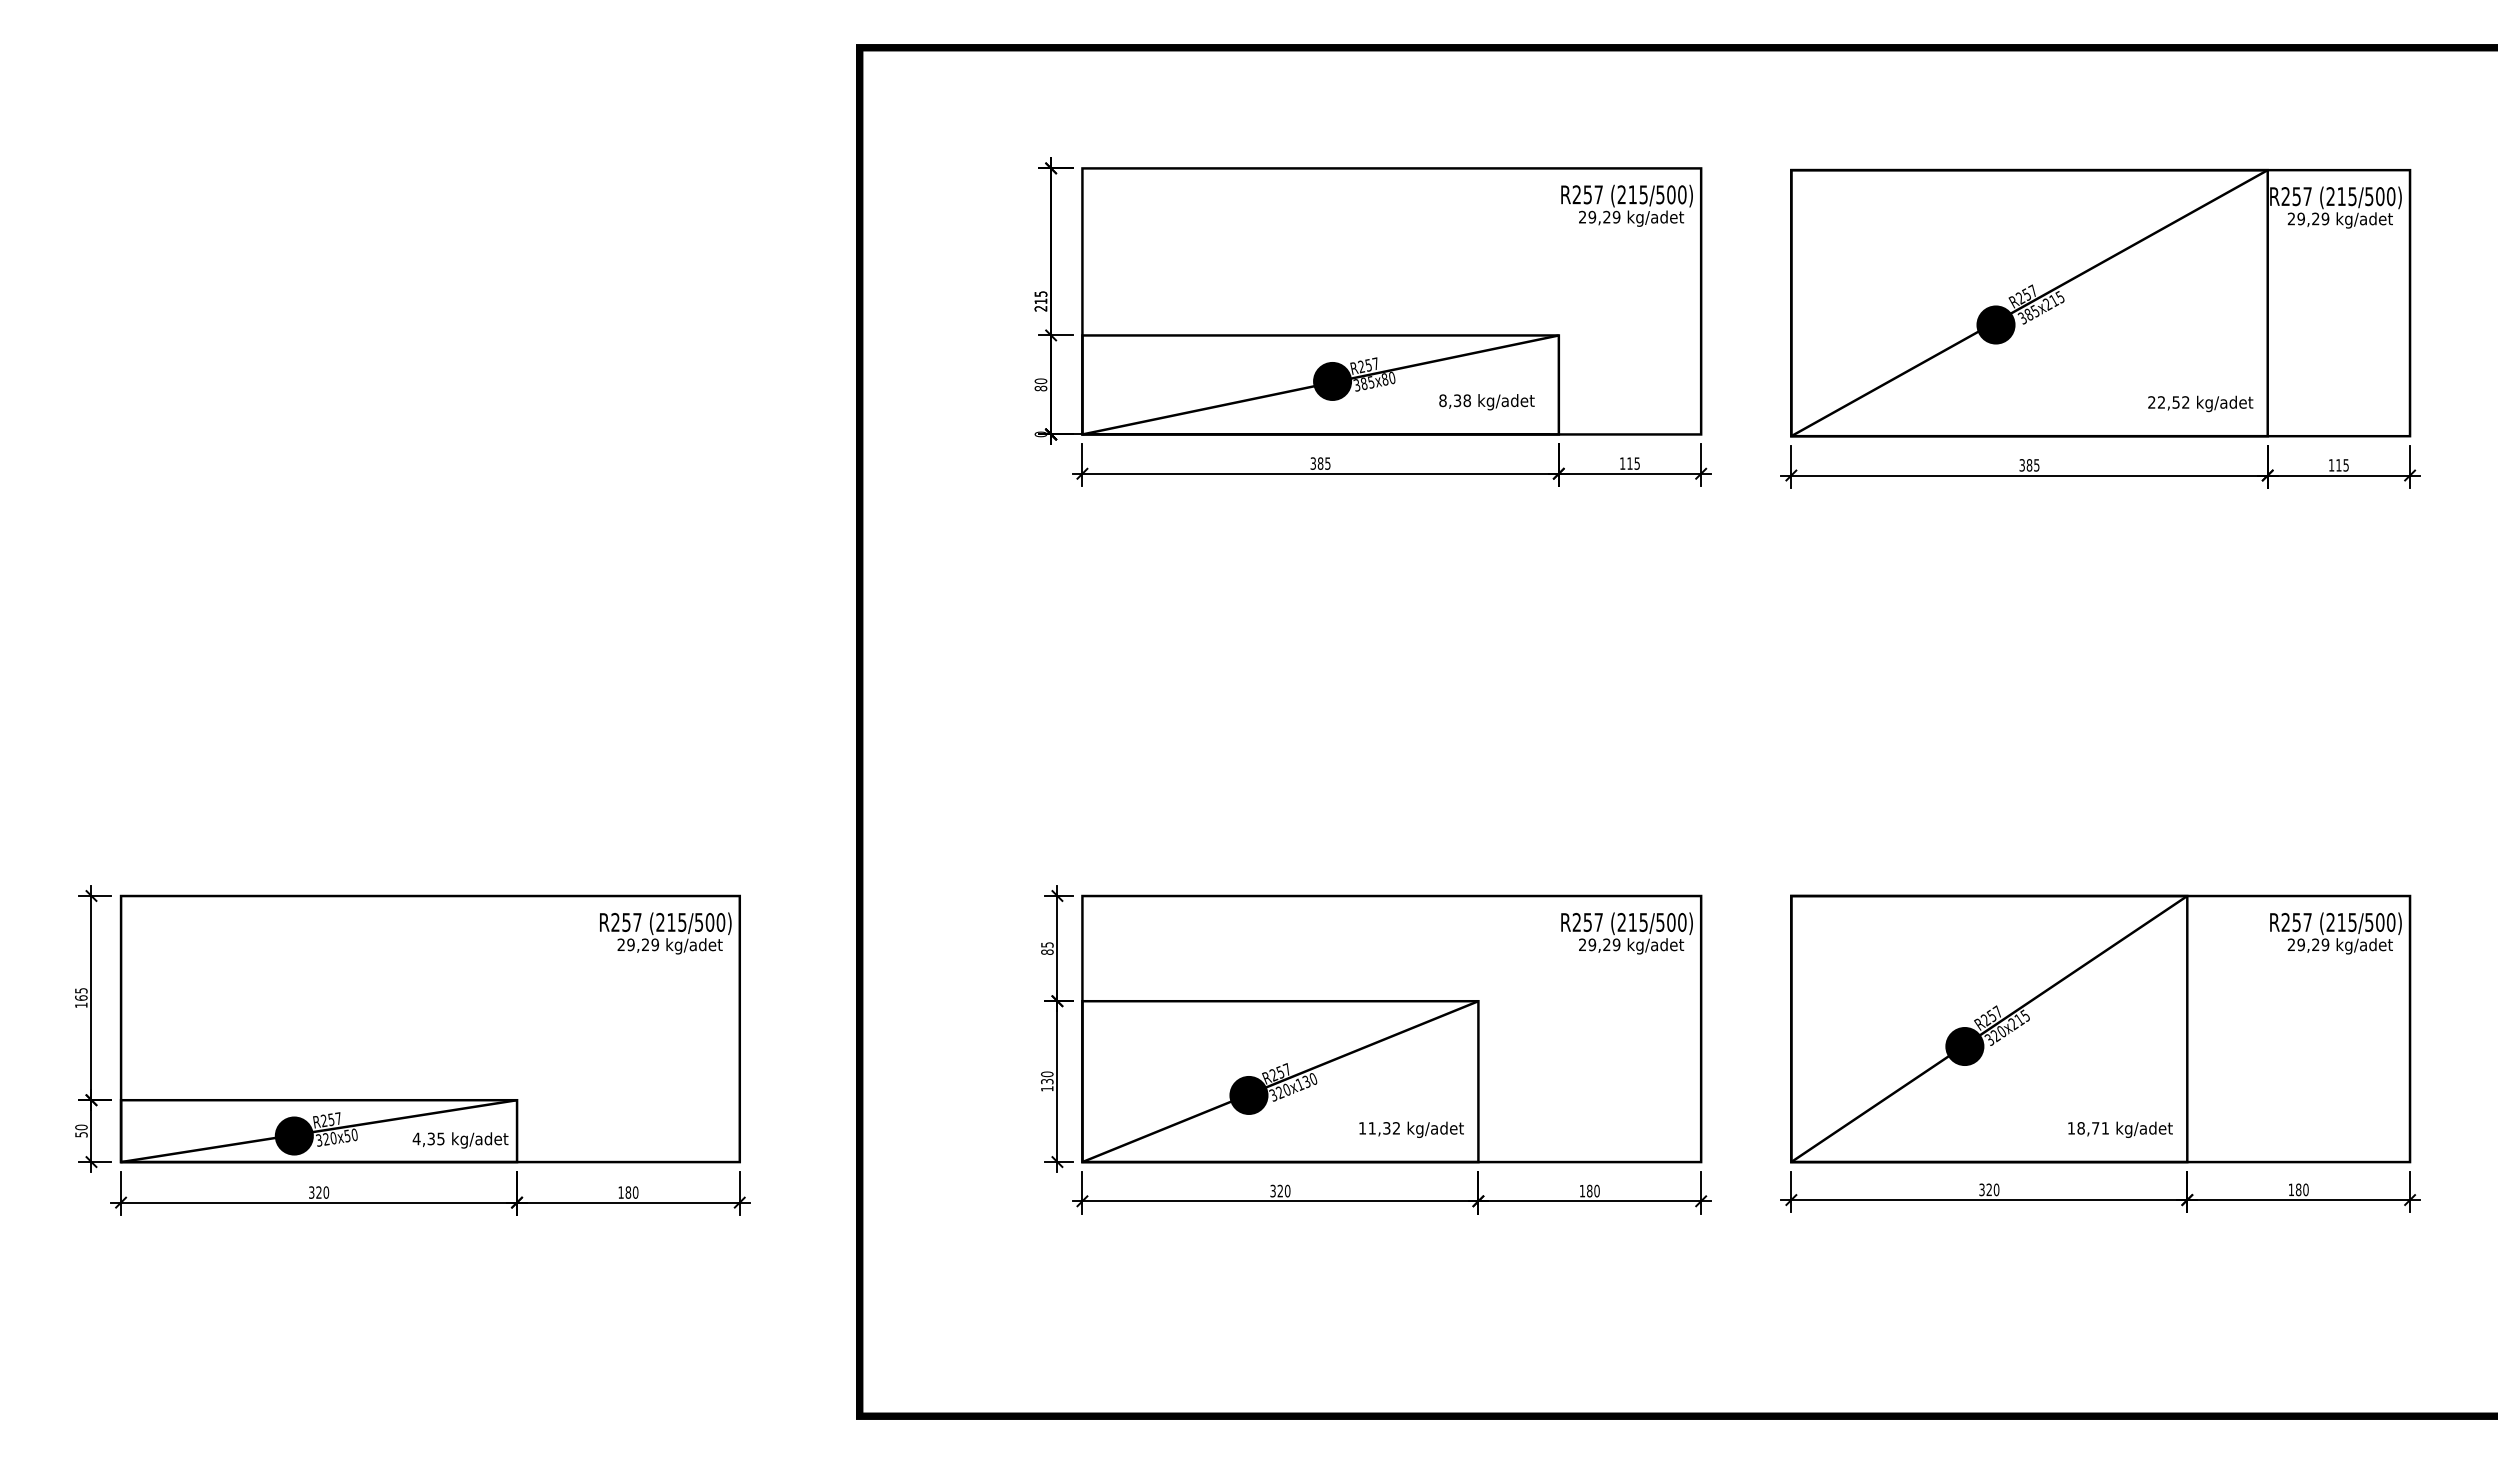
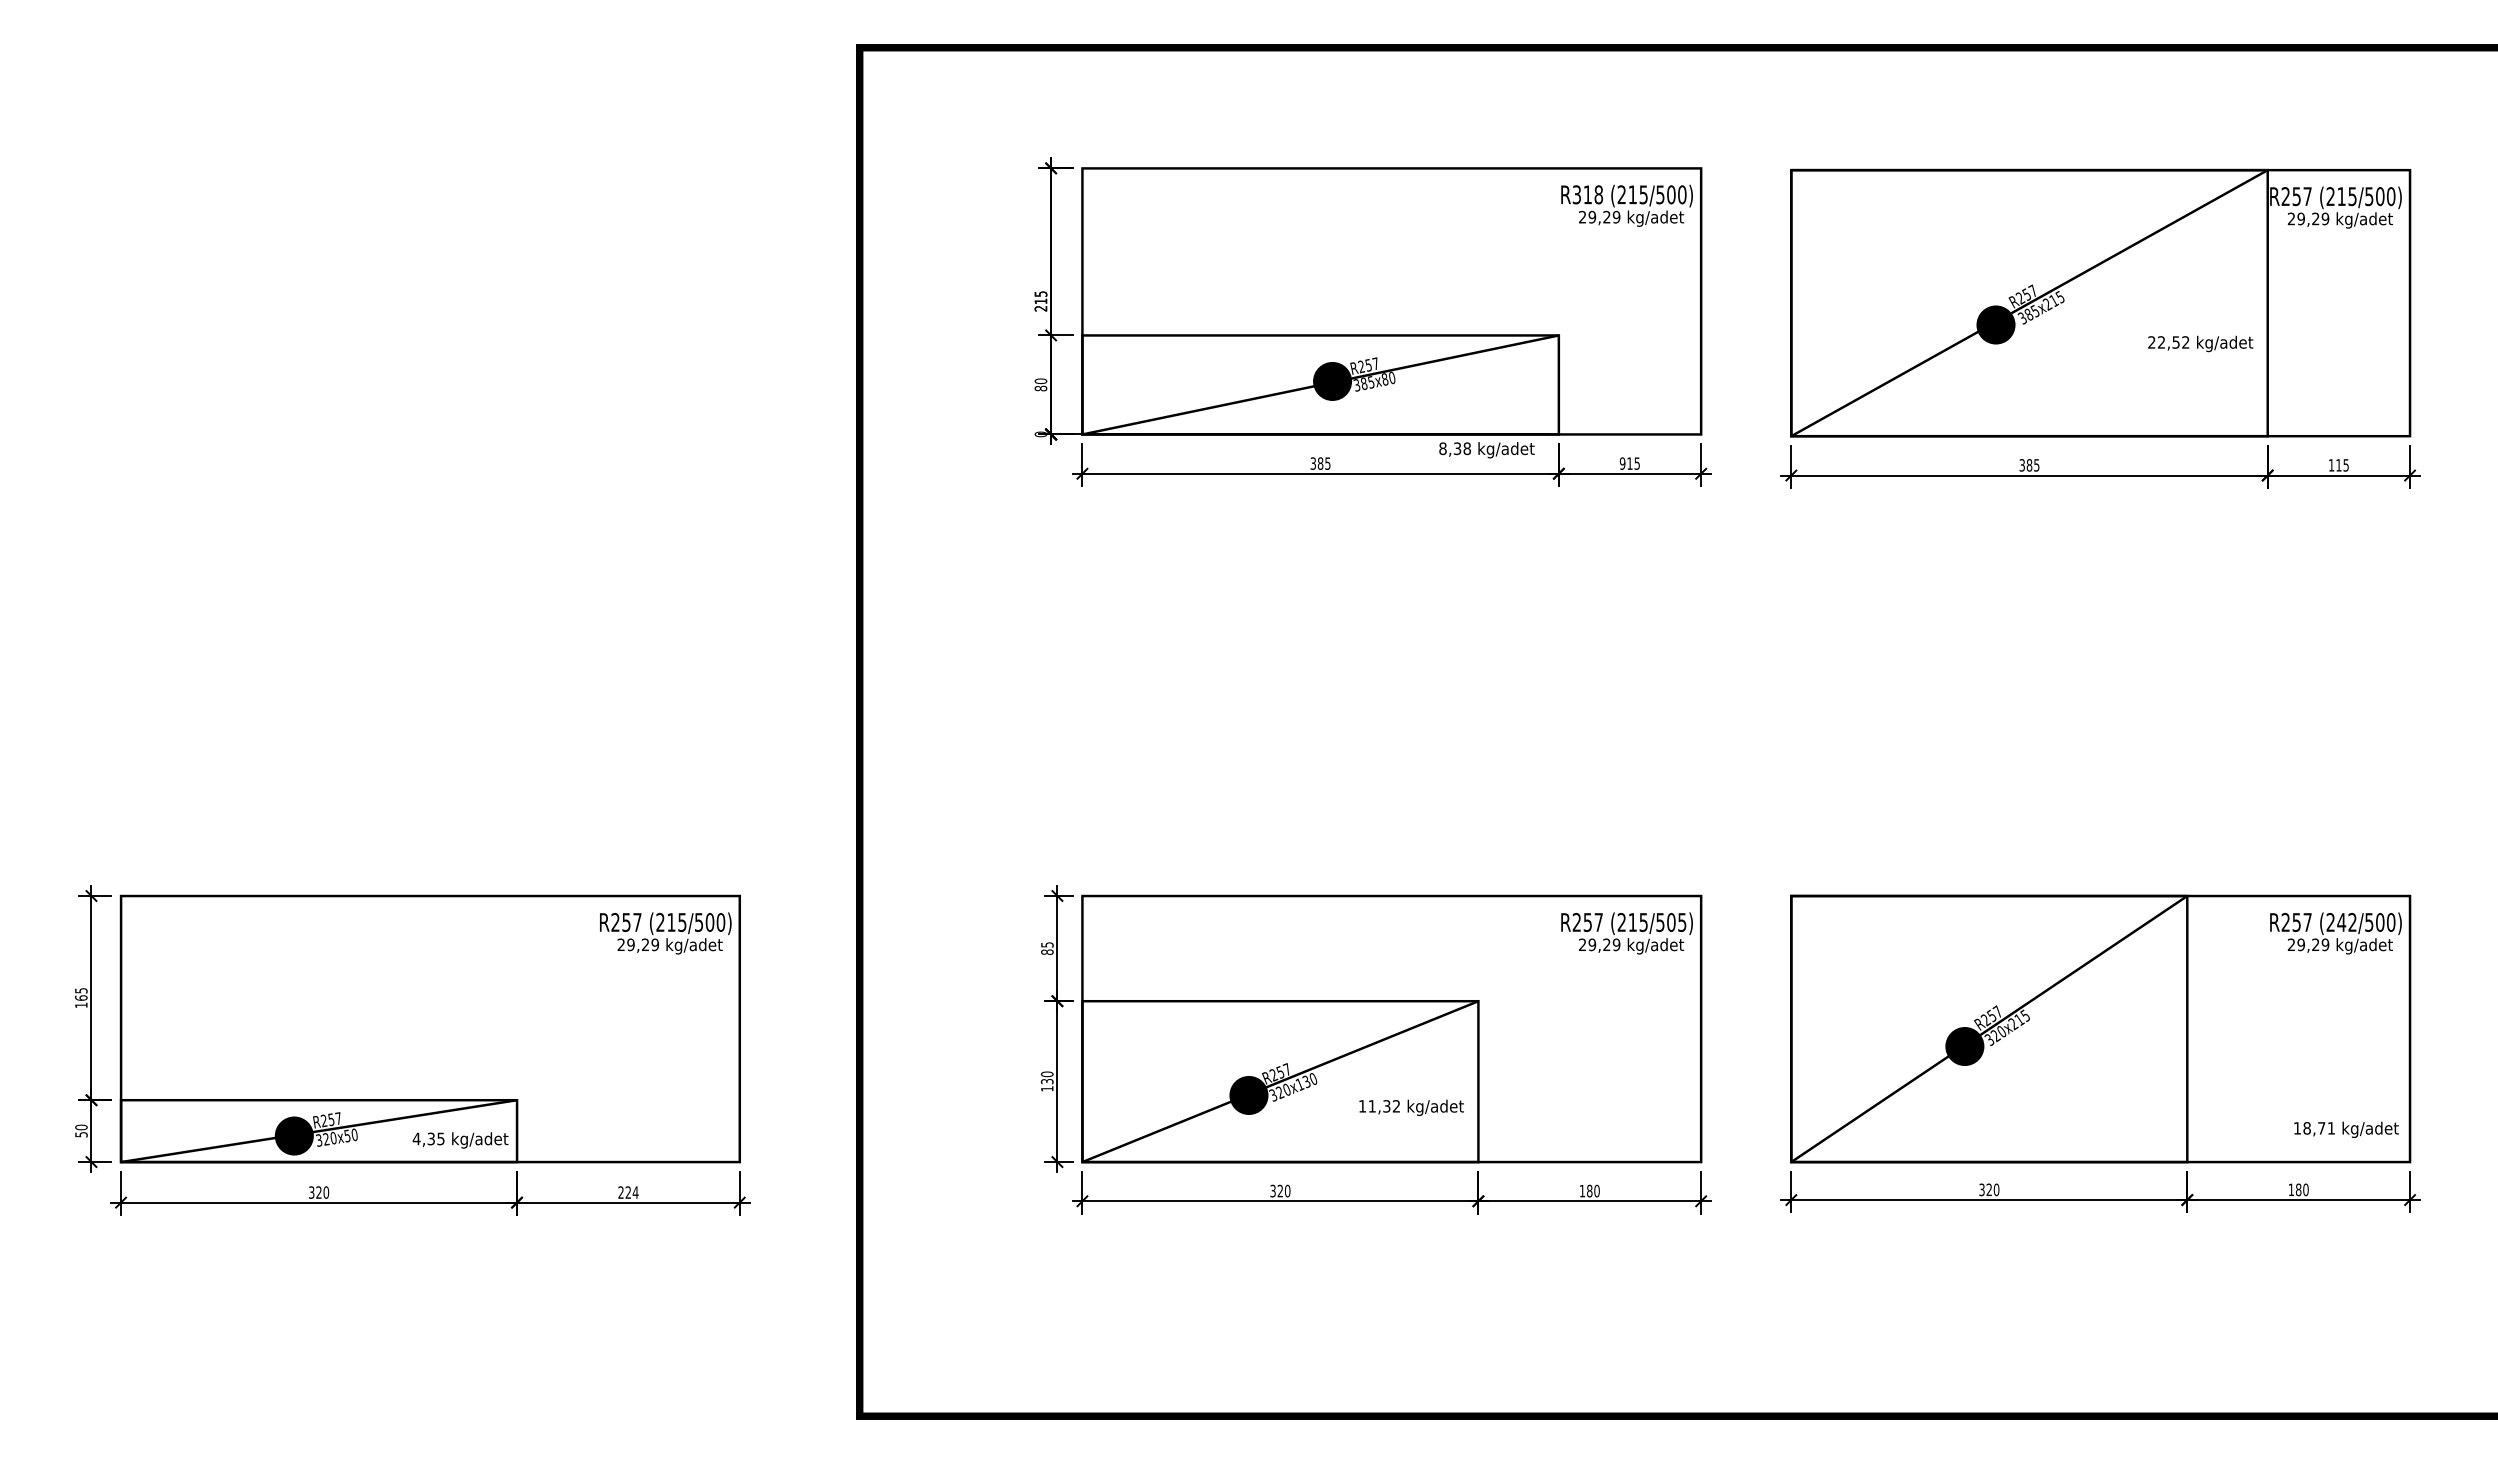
text: R257 -> R318 (1587, 194)
text position: (1486, 402) -> (1486, 450) (1486, 450)
text position: (2200, 403) -> (2200, 343) (2200, 343)
text: 115 -> 915 (1622, 463)
text: (215/500) -> (215/505) (1682, 922)
text: (215/500) -> (242/500) (2346, 922)
text position: (1411, 1129) -> (1411, 1107) (1411, 1107)
text position: (2120, 1129) -> (2346, 1129) (2346, 1129)
text: 180 -> 224 (628, 1192)
